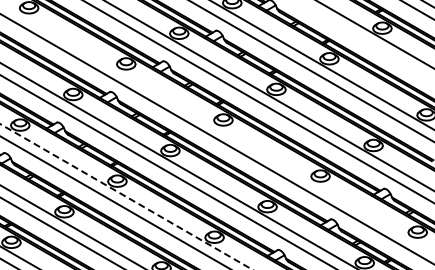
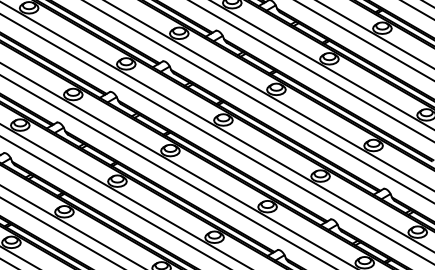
line: none -> present (364, 40)
line: none -> present (216, 126)
line: dashed -> solid (126, 196)
